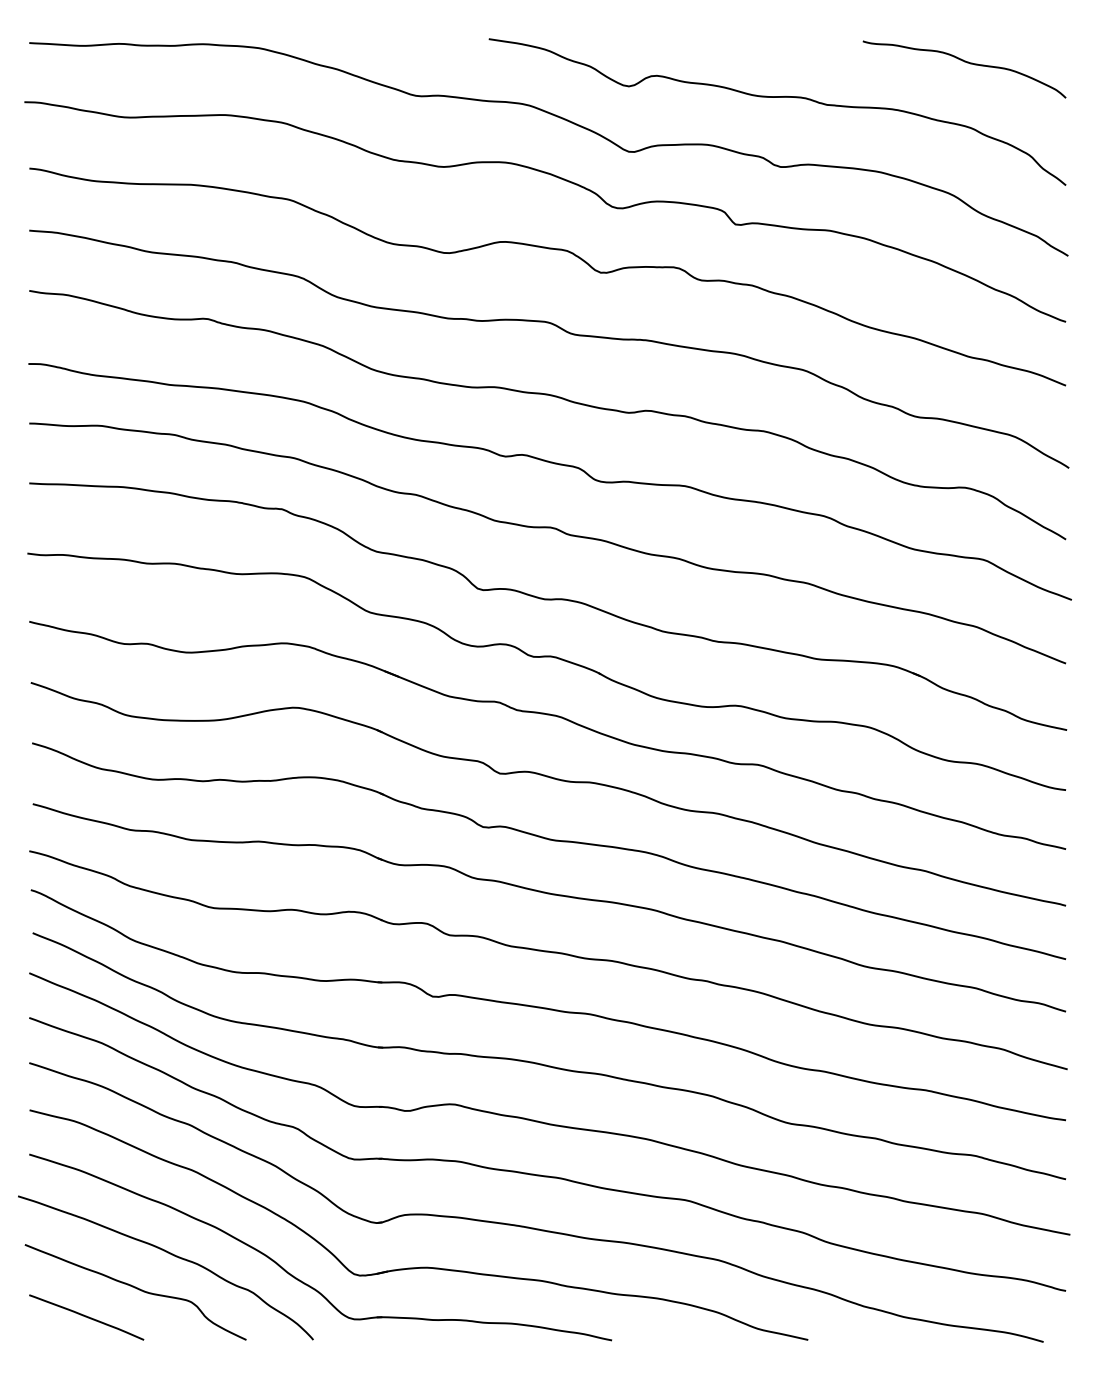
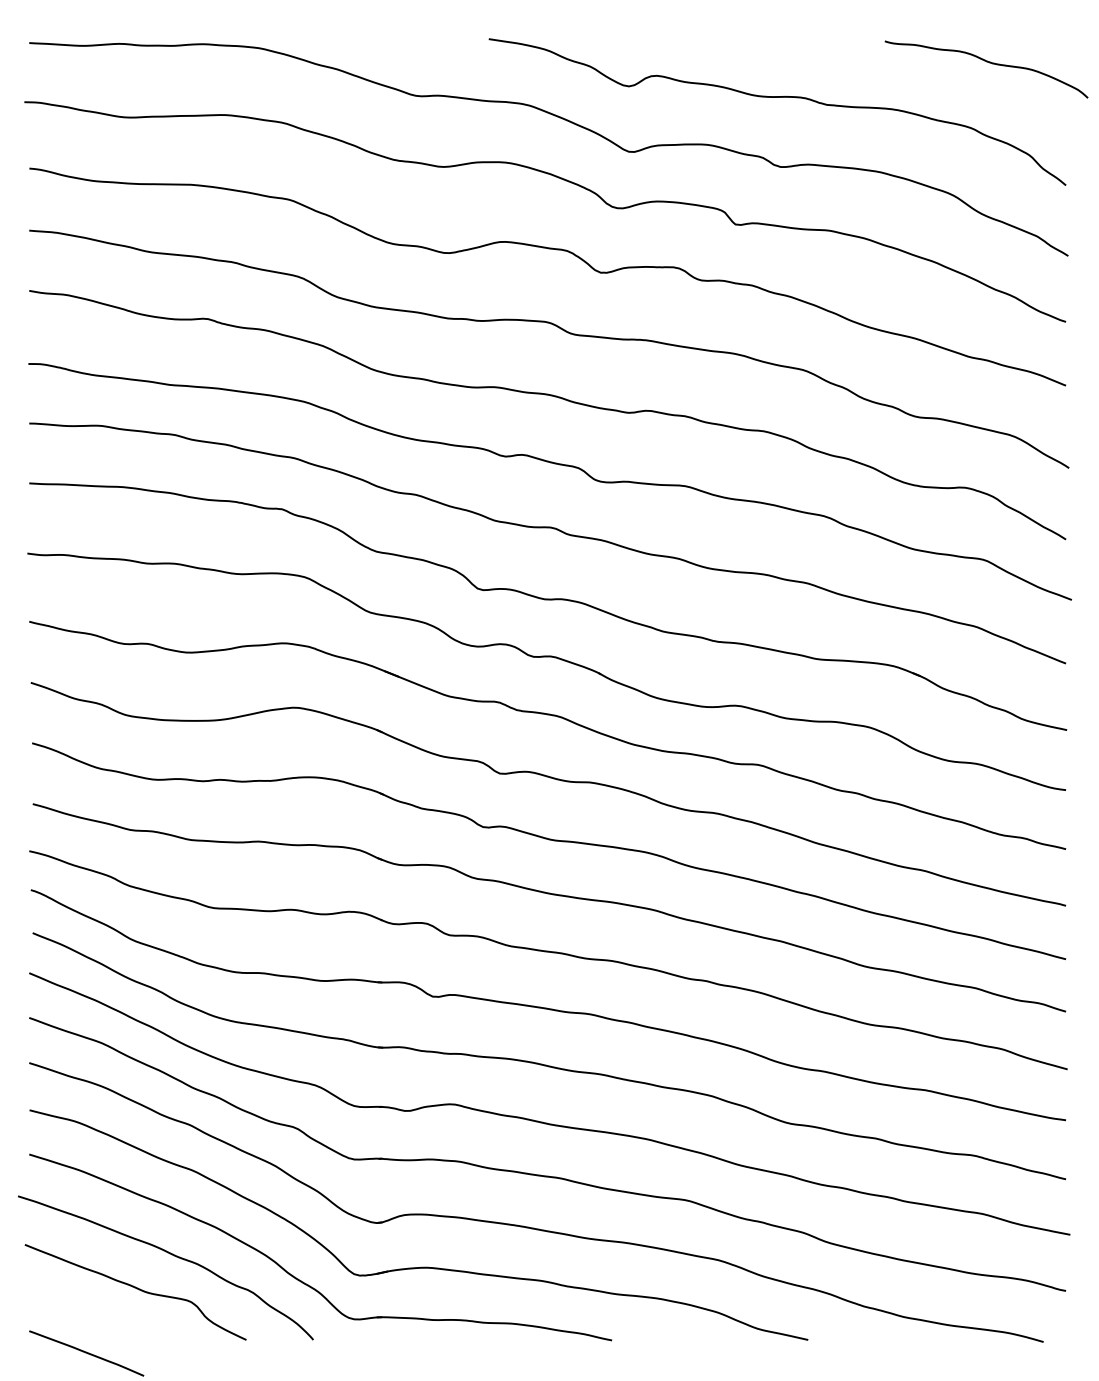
curve position: (967, 63) -> (989, 63) (989, 63)
line position: (86, 1317) -> (86, 1353) (86, 1353)
